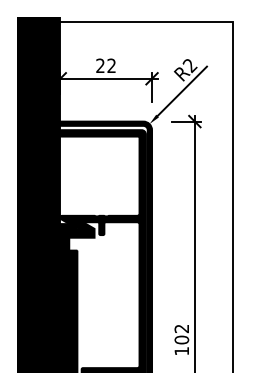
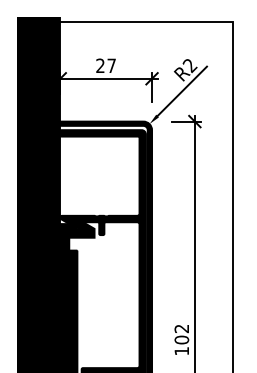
text: 22 -> 27 (111, 65)
